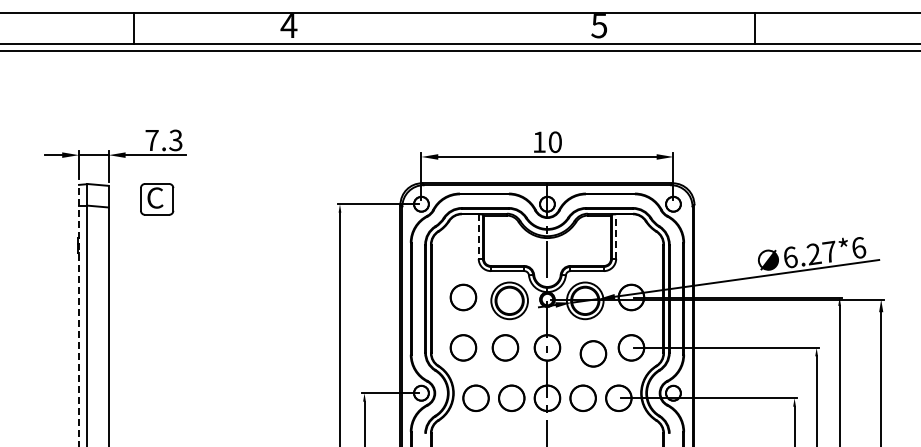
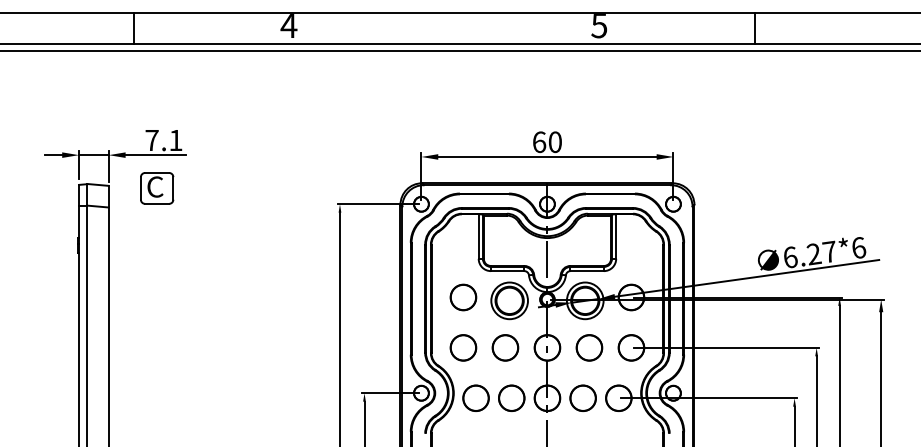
text: 7.3 -> 7.1 (175, 140)
text: 10 -> 60 (539, 142)
part position: (157, 199) -> (157, 188) (157, 188)
line: dashed -> solid (616, 236)
line: dashed -> solid (478, 237)
line: dashed -> solid (79, 315)
part position: (593, 353) -> (589, 347) (589, 347)
